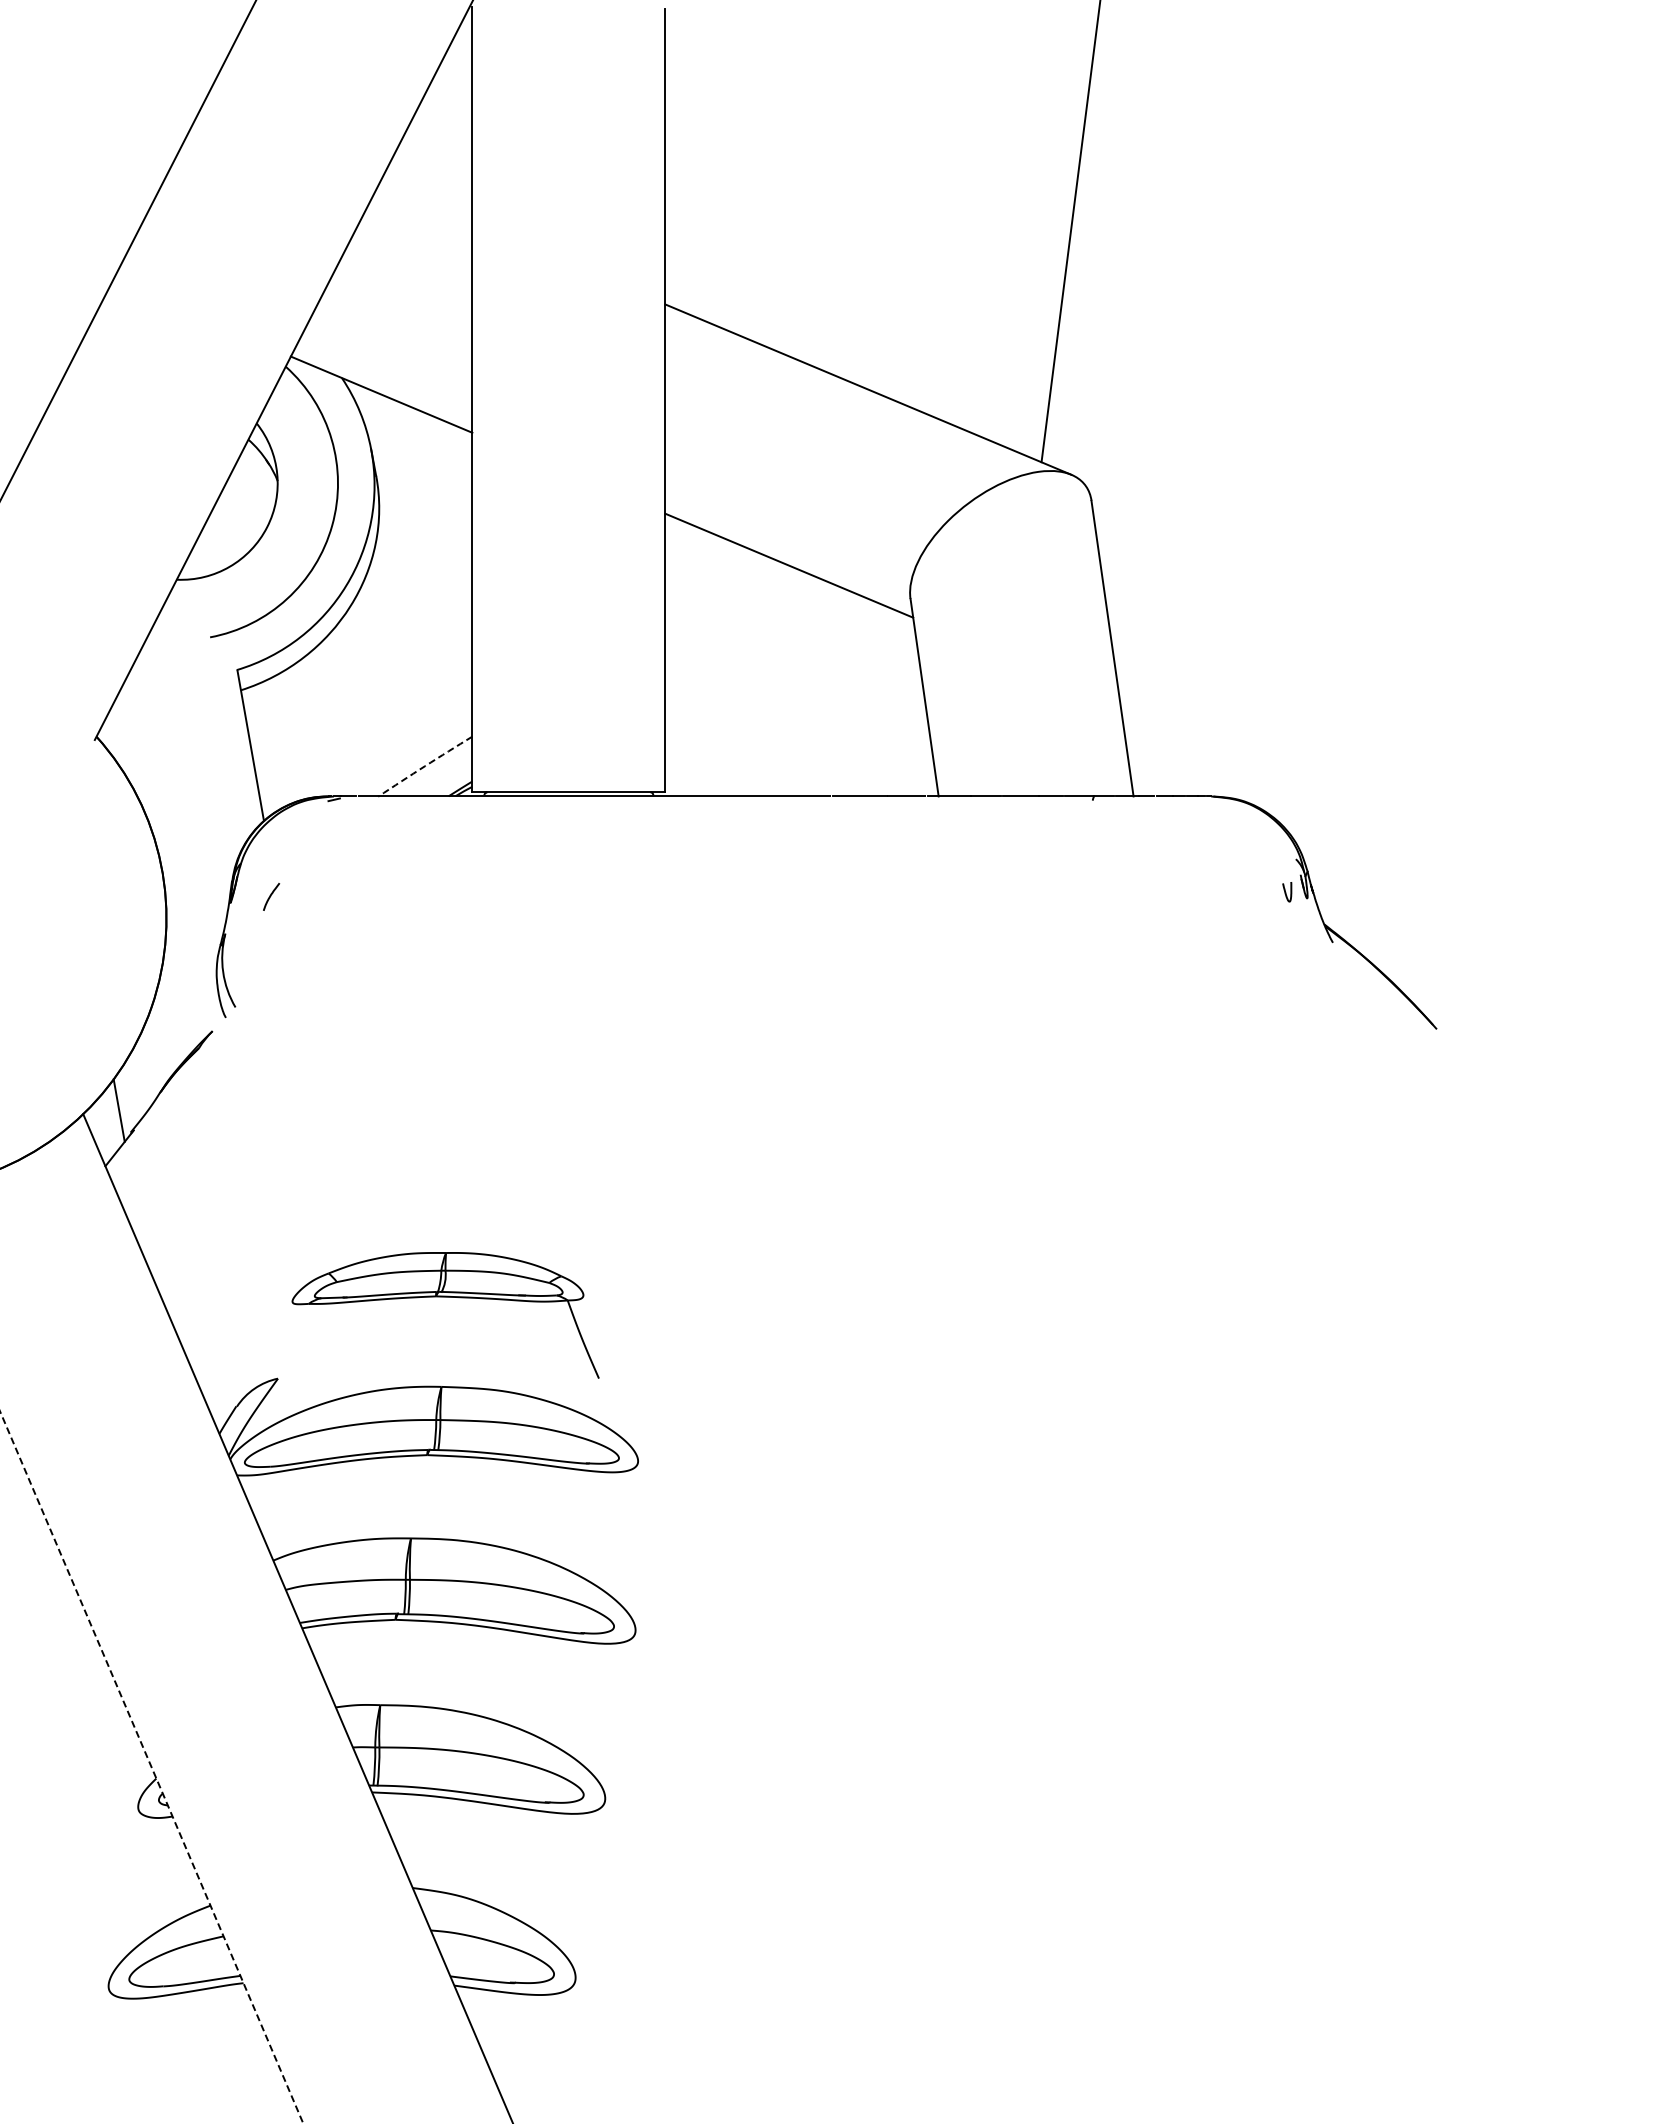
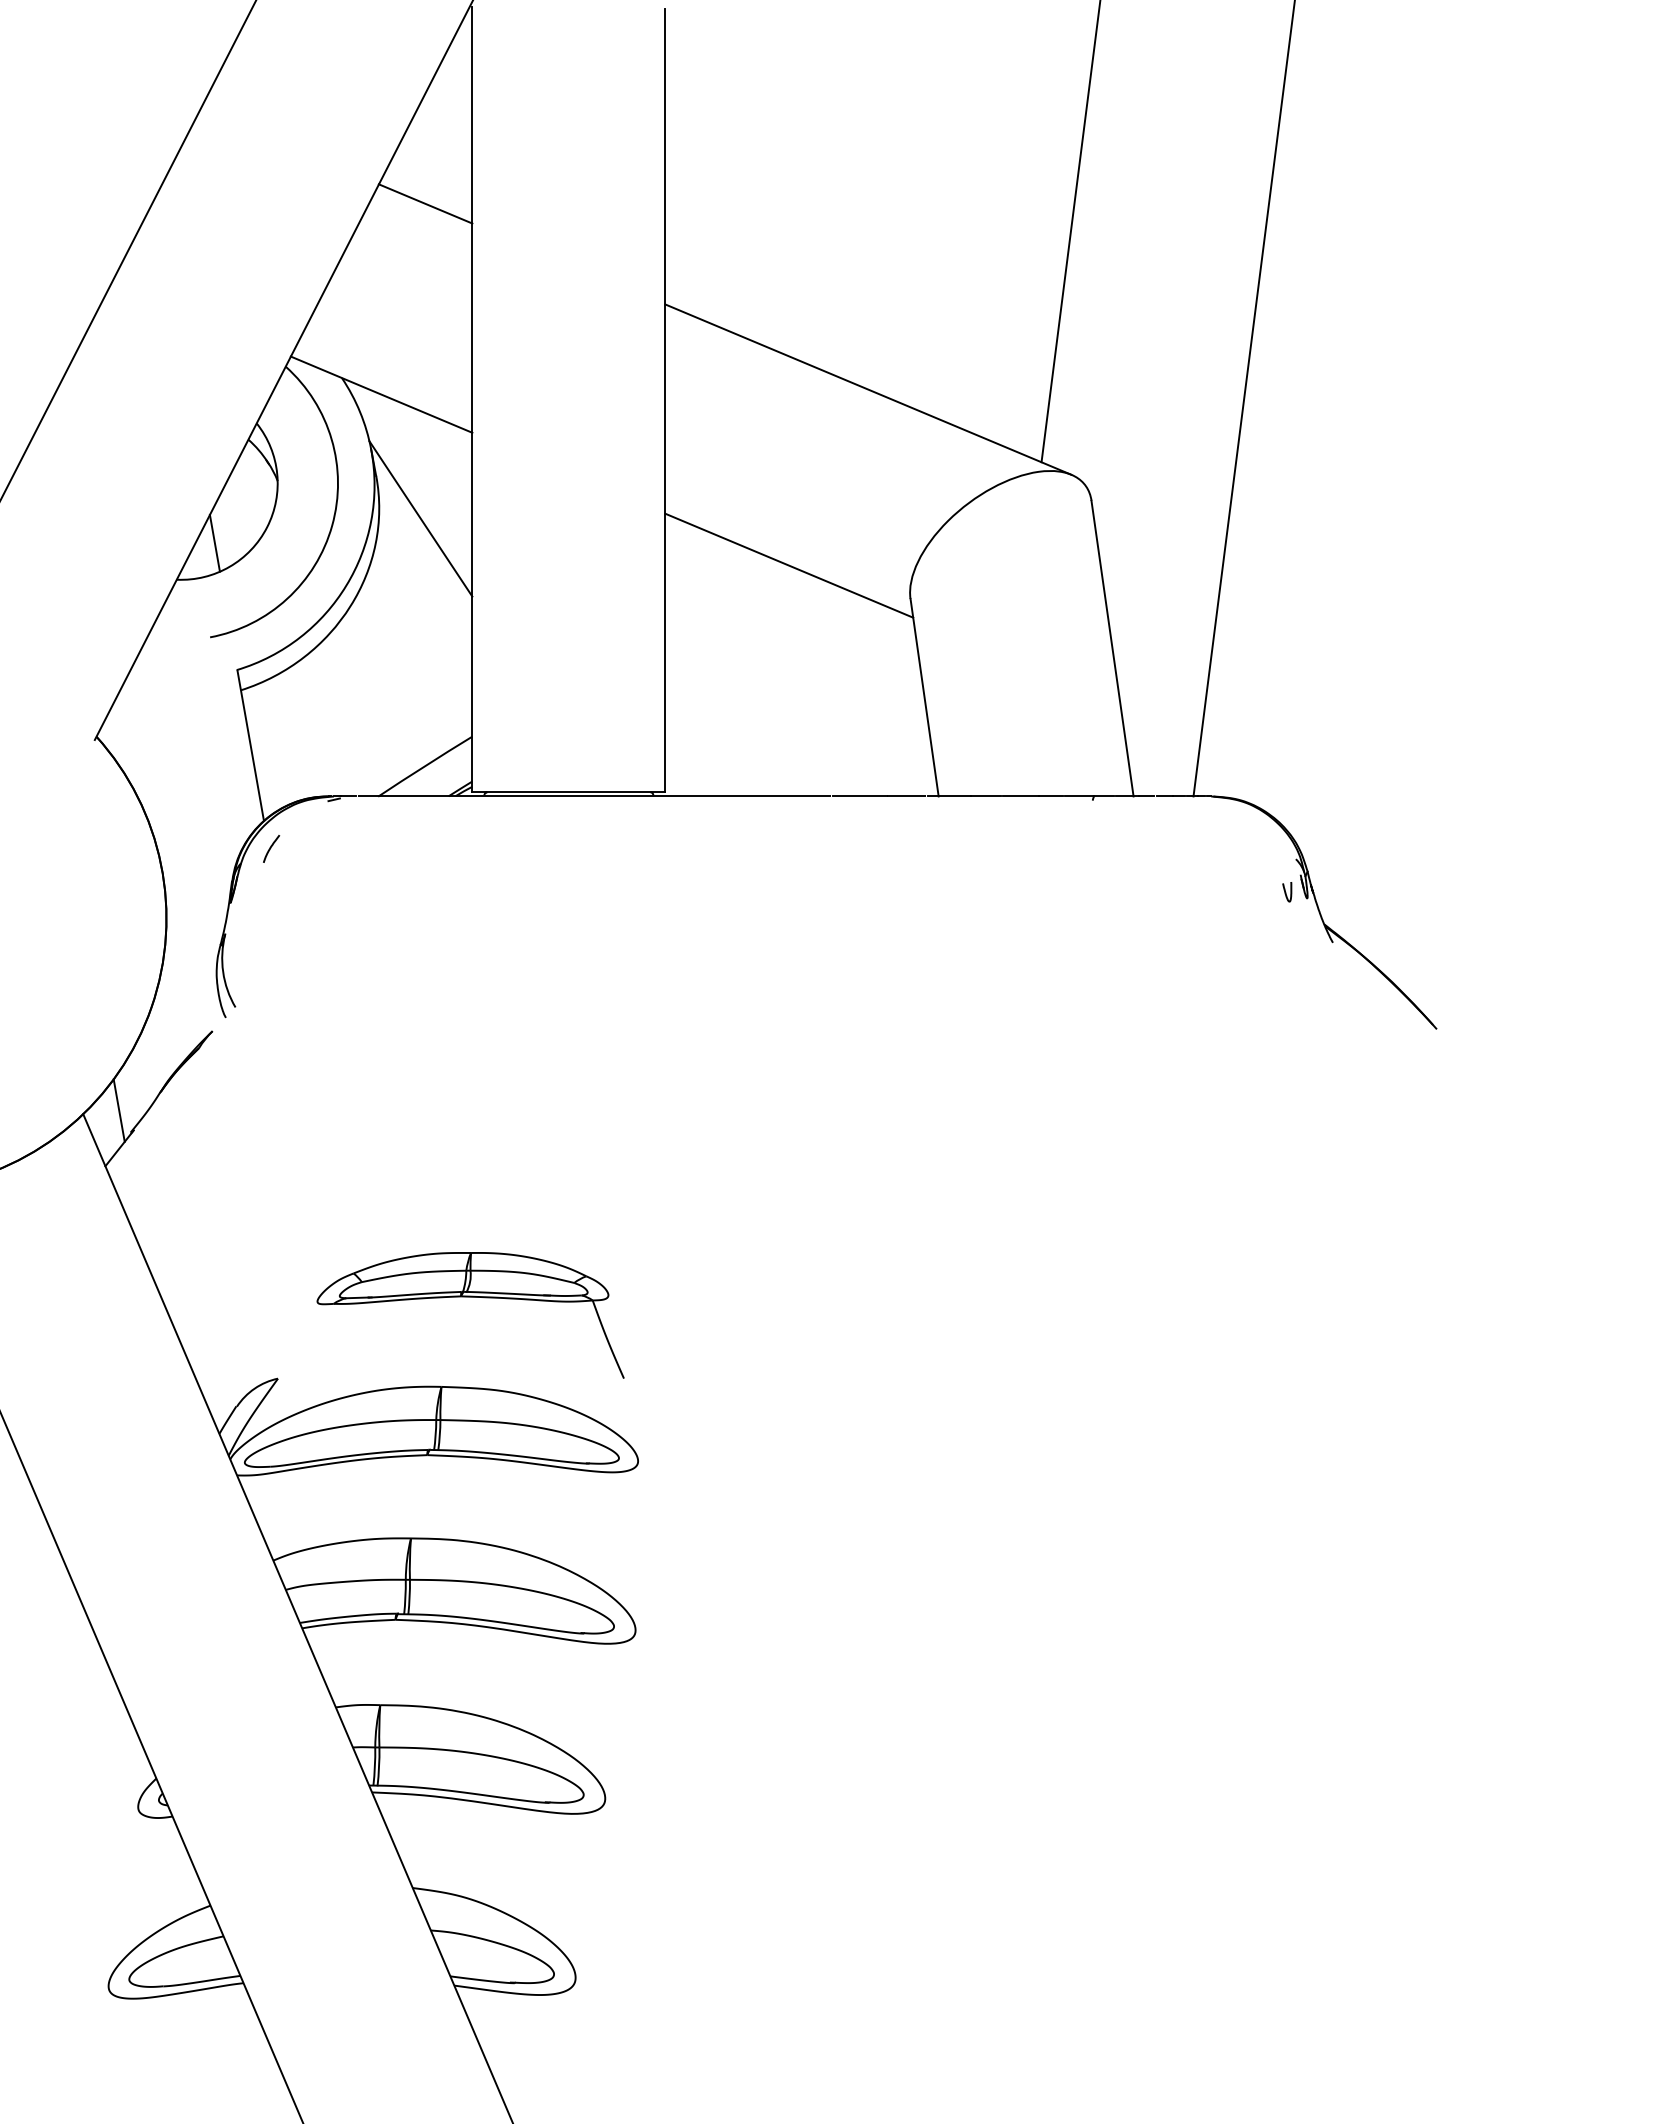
line: none -> present (425, 203)
line: none -> present (1243, 399)
line: none -> present (420, 518)
line: none -> present (214, 542)
arc: dashed -> solid (425, 766)
curve position: (271, 896) -> (271, 848) (271, 848)
part position: (445, 1297) -> (470, 1297) (470, 1297)
line: dashed -> solid (151, 1767)
